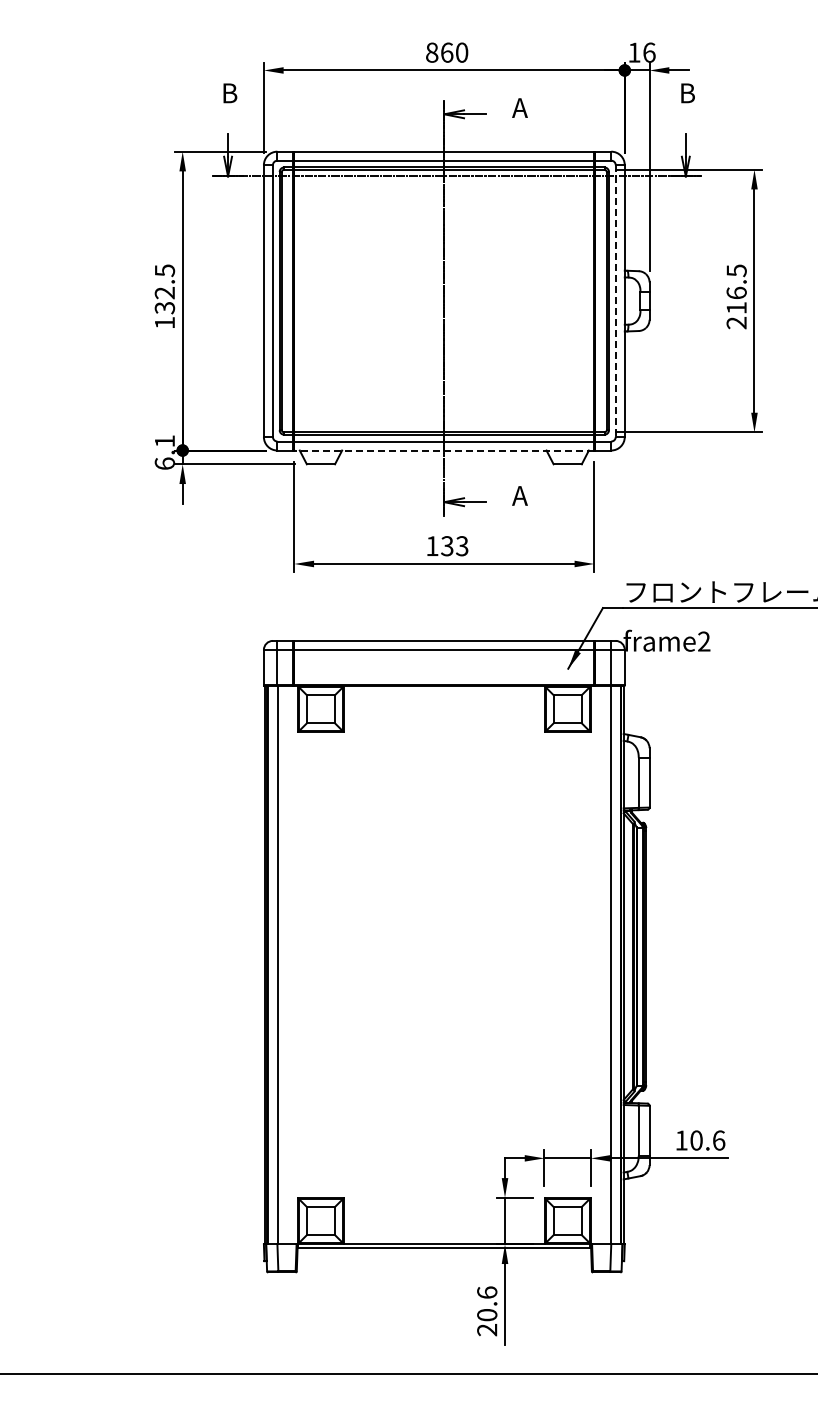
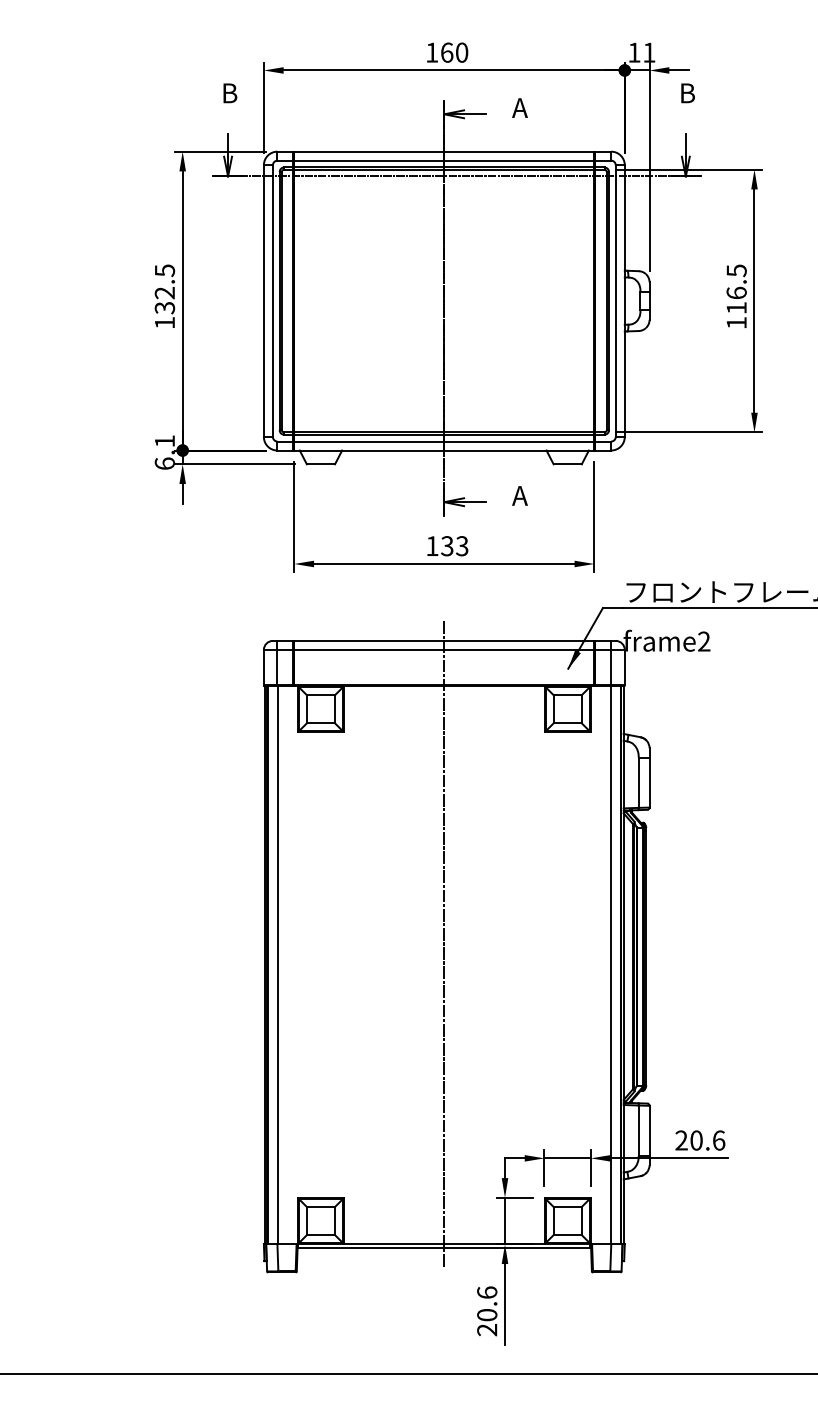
text: 860 -> 160 (432, 52)
text: 16 -> 11 (649, 52)
line: dashed -> solid (615, 301)
text: 216.5 -> 116.5 (736, 322)
line: dashed -> solid (444, 450)
line: none -> present (444, 944)
text: 10.6 -> 20.6 (681, 1140)
